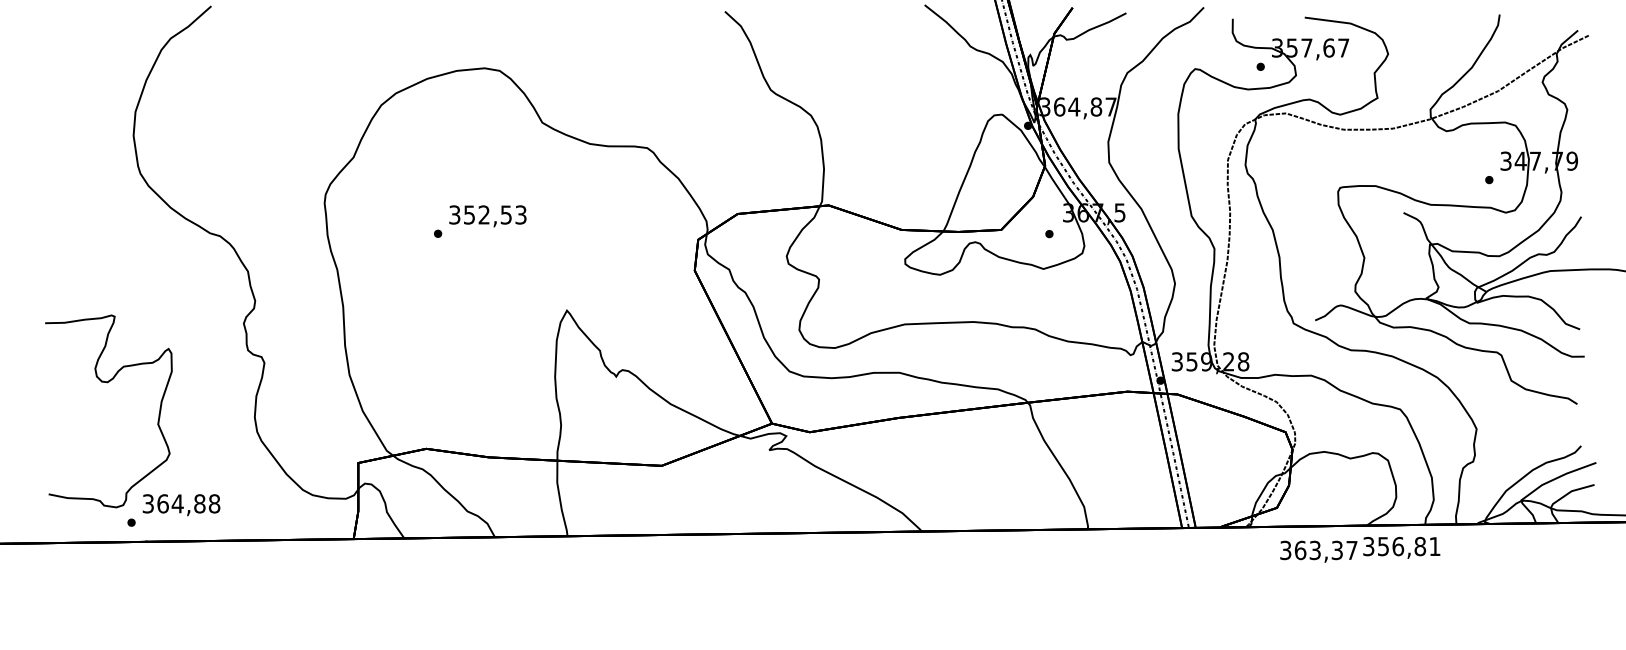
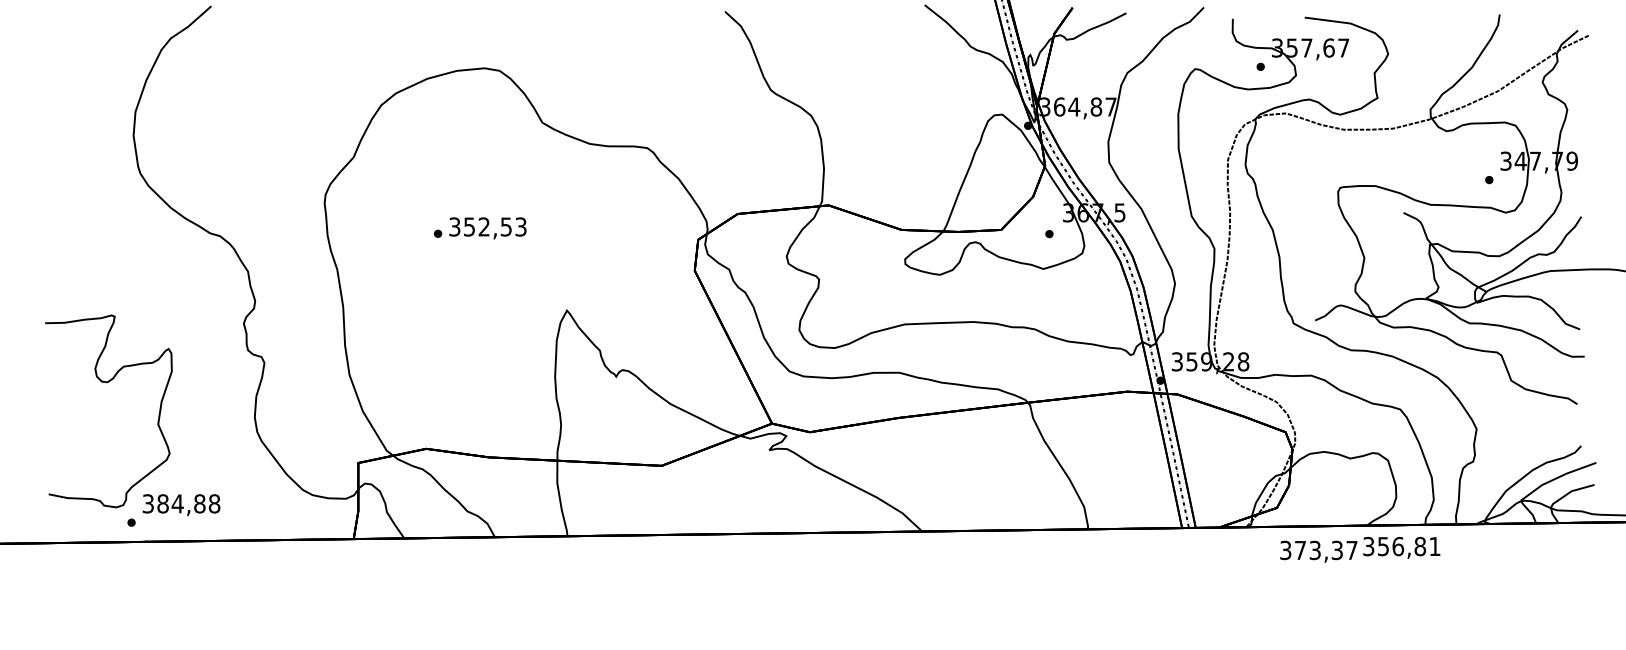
text position: (487, 216) -> (487, 228) (487, 228)
text: 364,88 -> 384,88 (162, 503)
text: 363,37 -> 373,37 (1300, 550)
